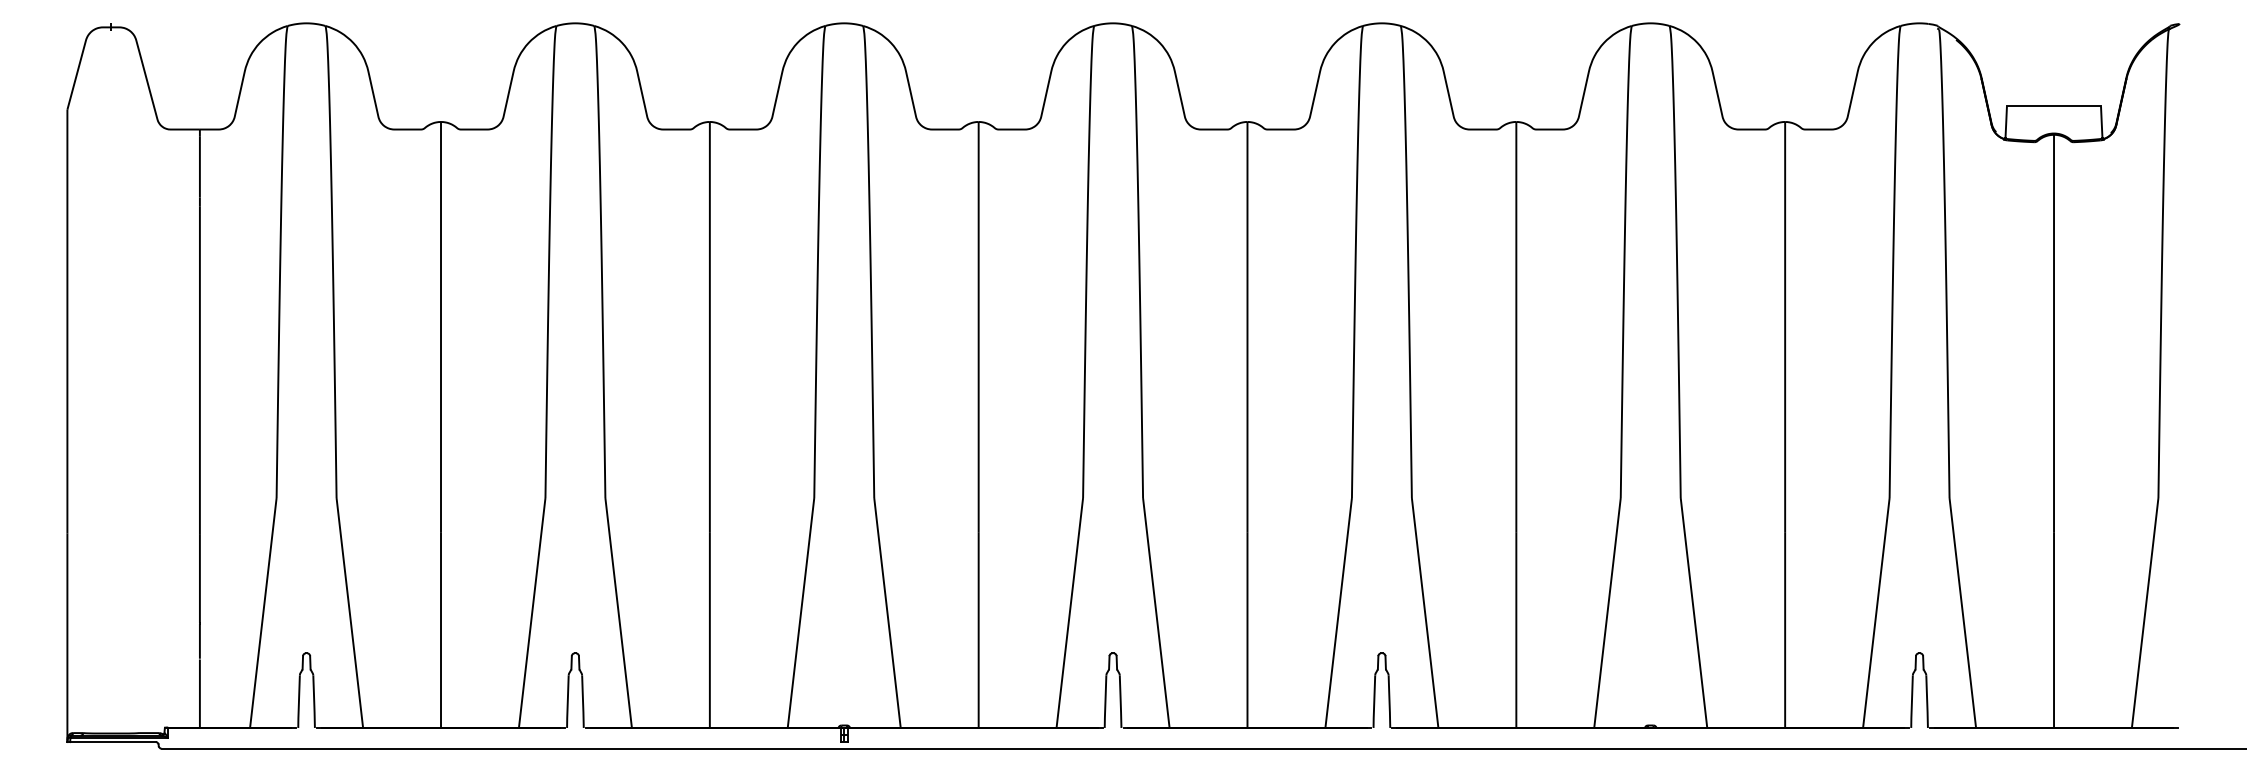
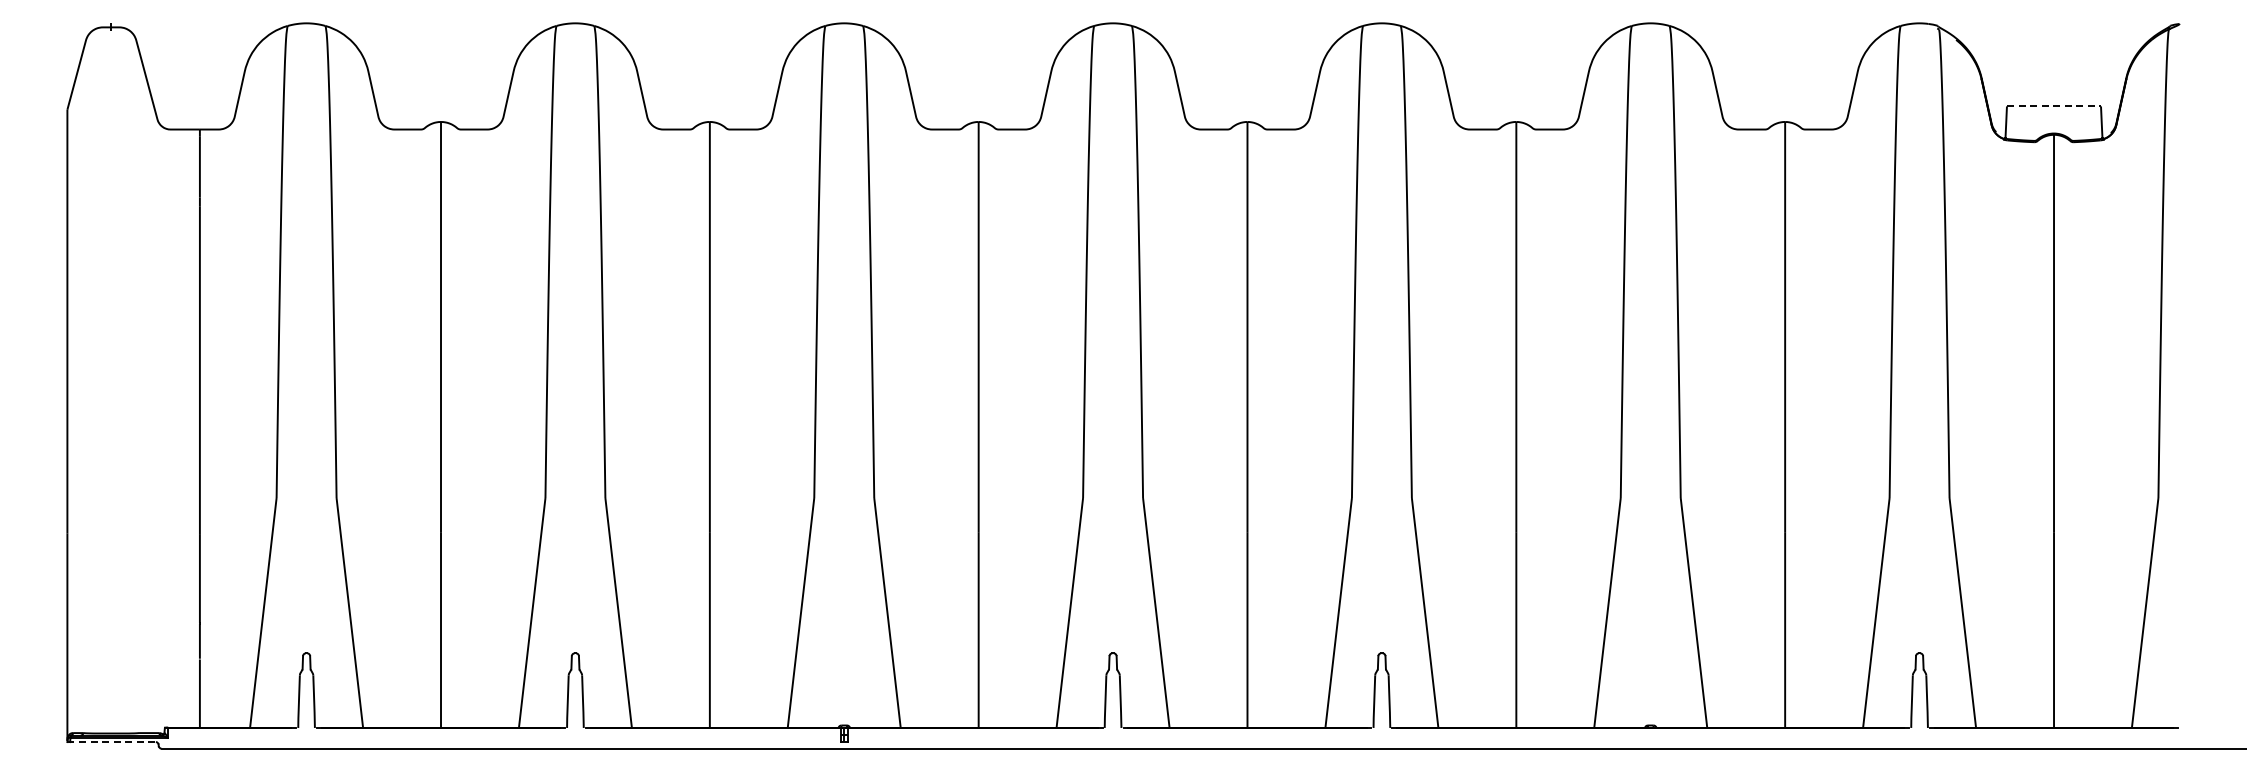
line: solid -> dashed (2054, 106)
line: solid -> dashed (112, 742)
